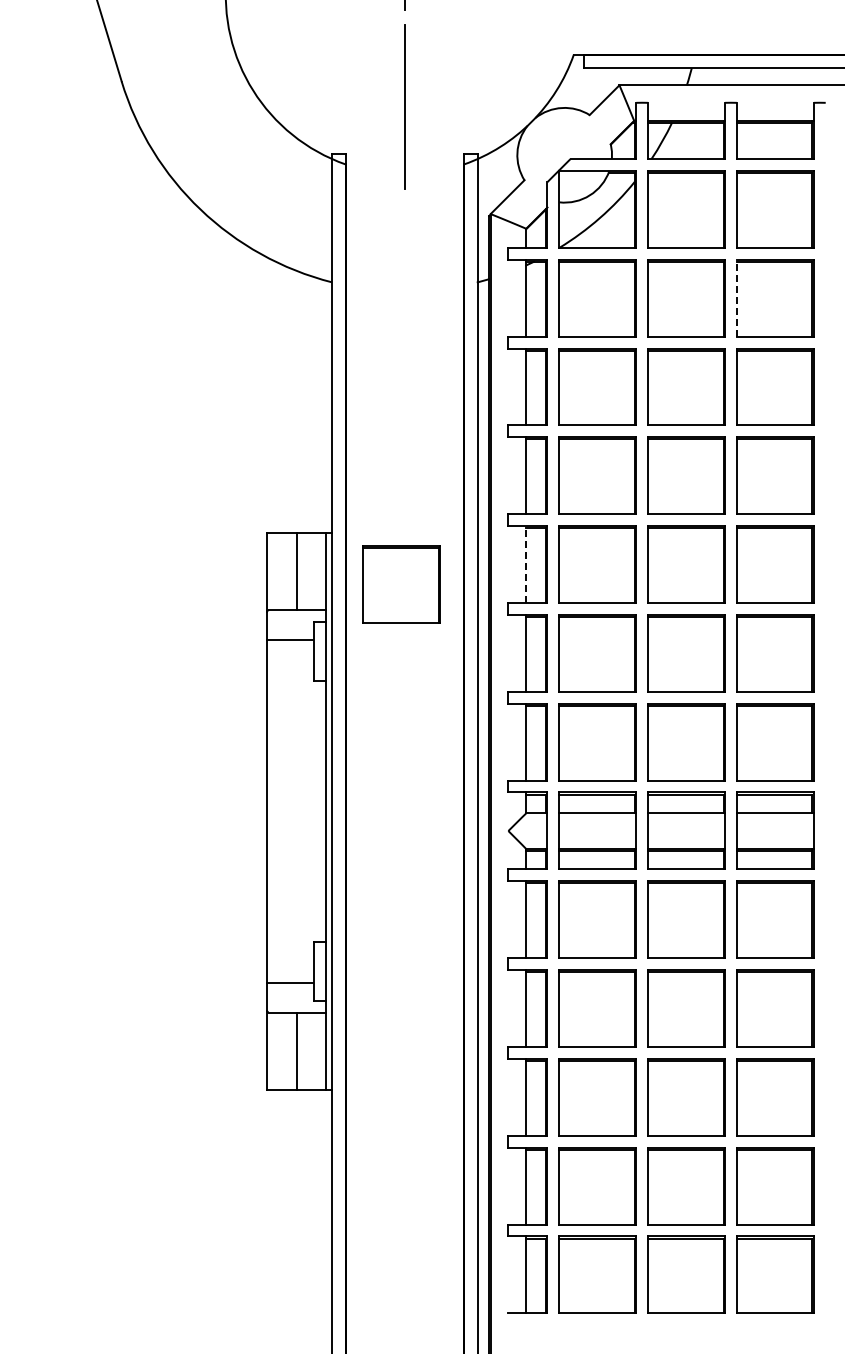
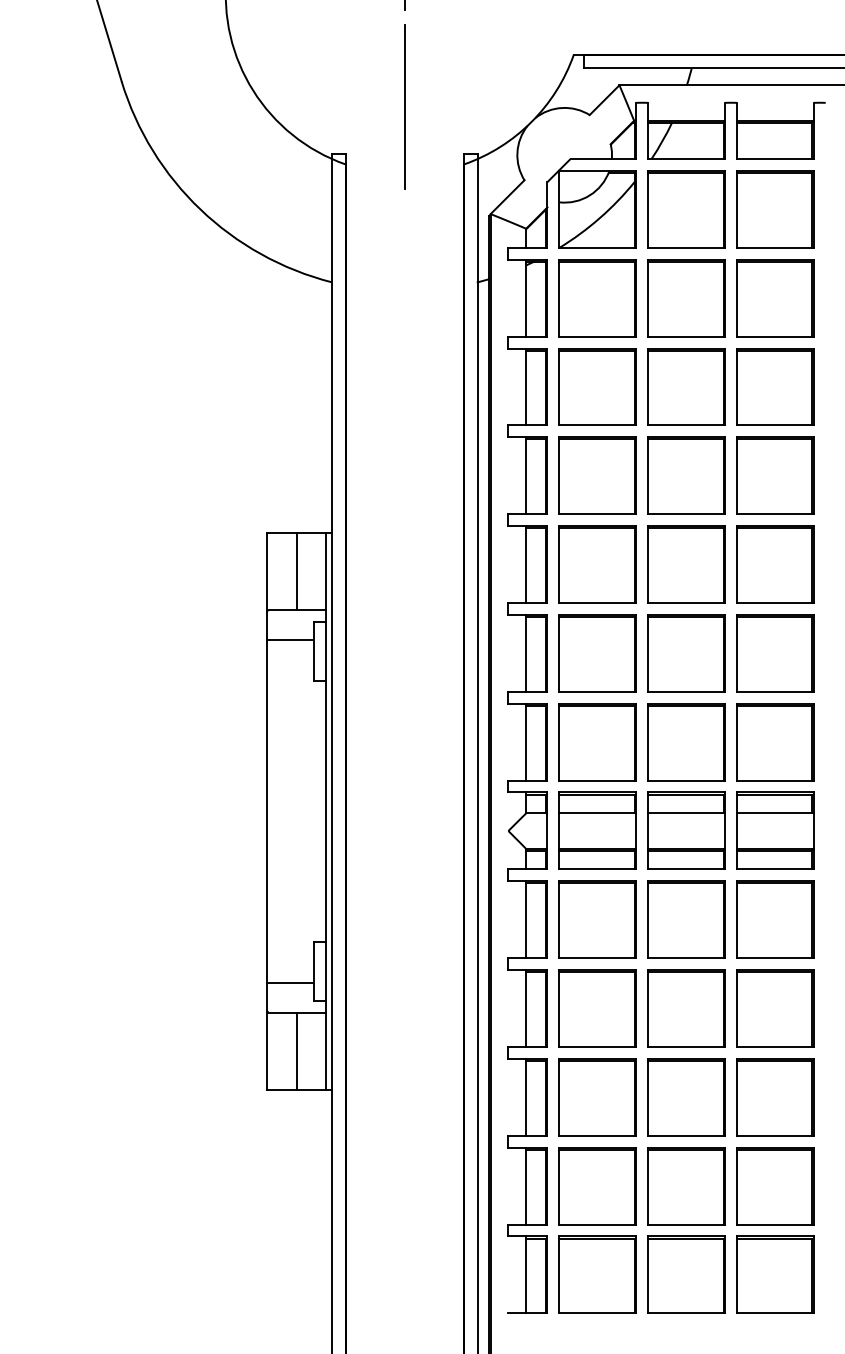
line: dashed -> solid (736, 297)
line: dashed -> solid (526, 564)
part: present -> none (401, 584)
